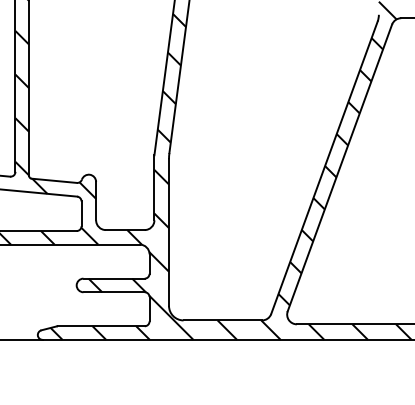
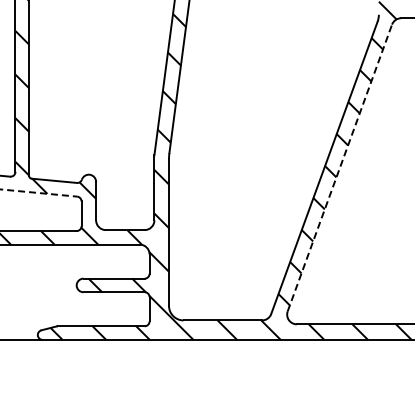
line: solid -> dashed (339, 167)
line: solid -> dashed (39, 193)
